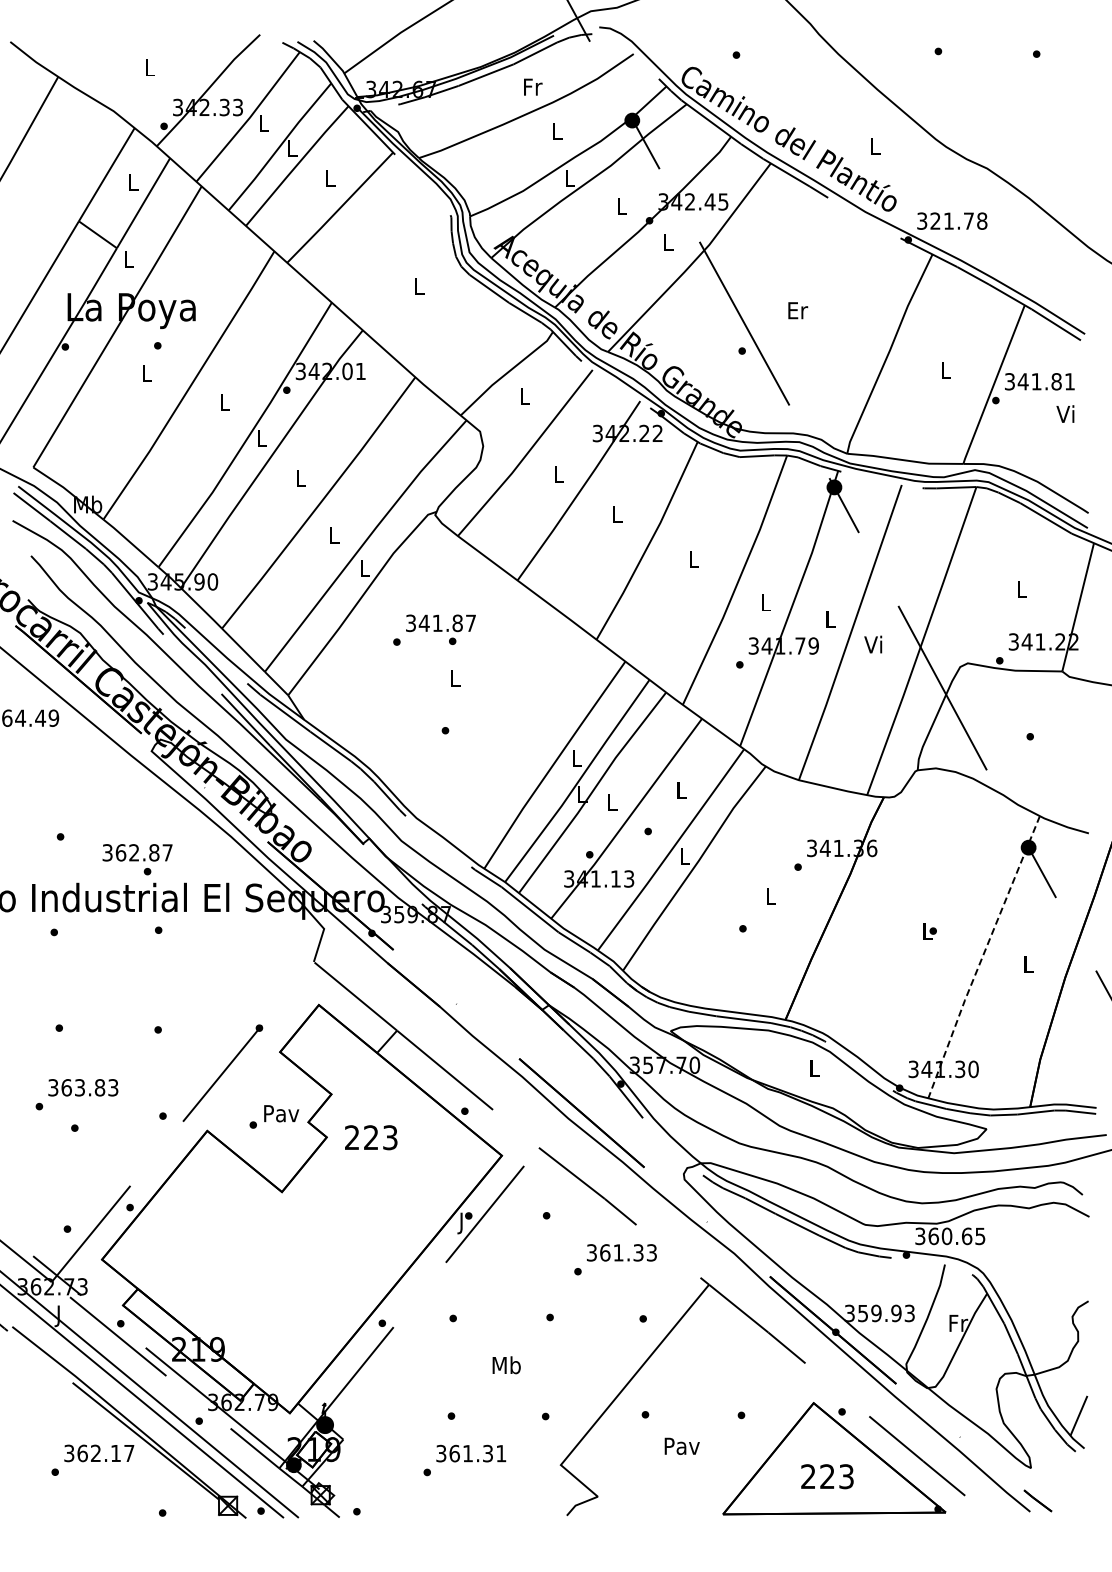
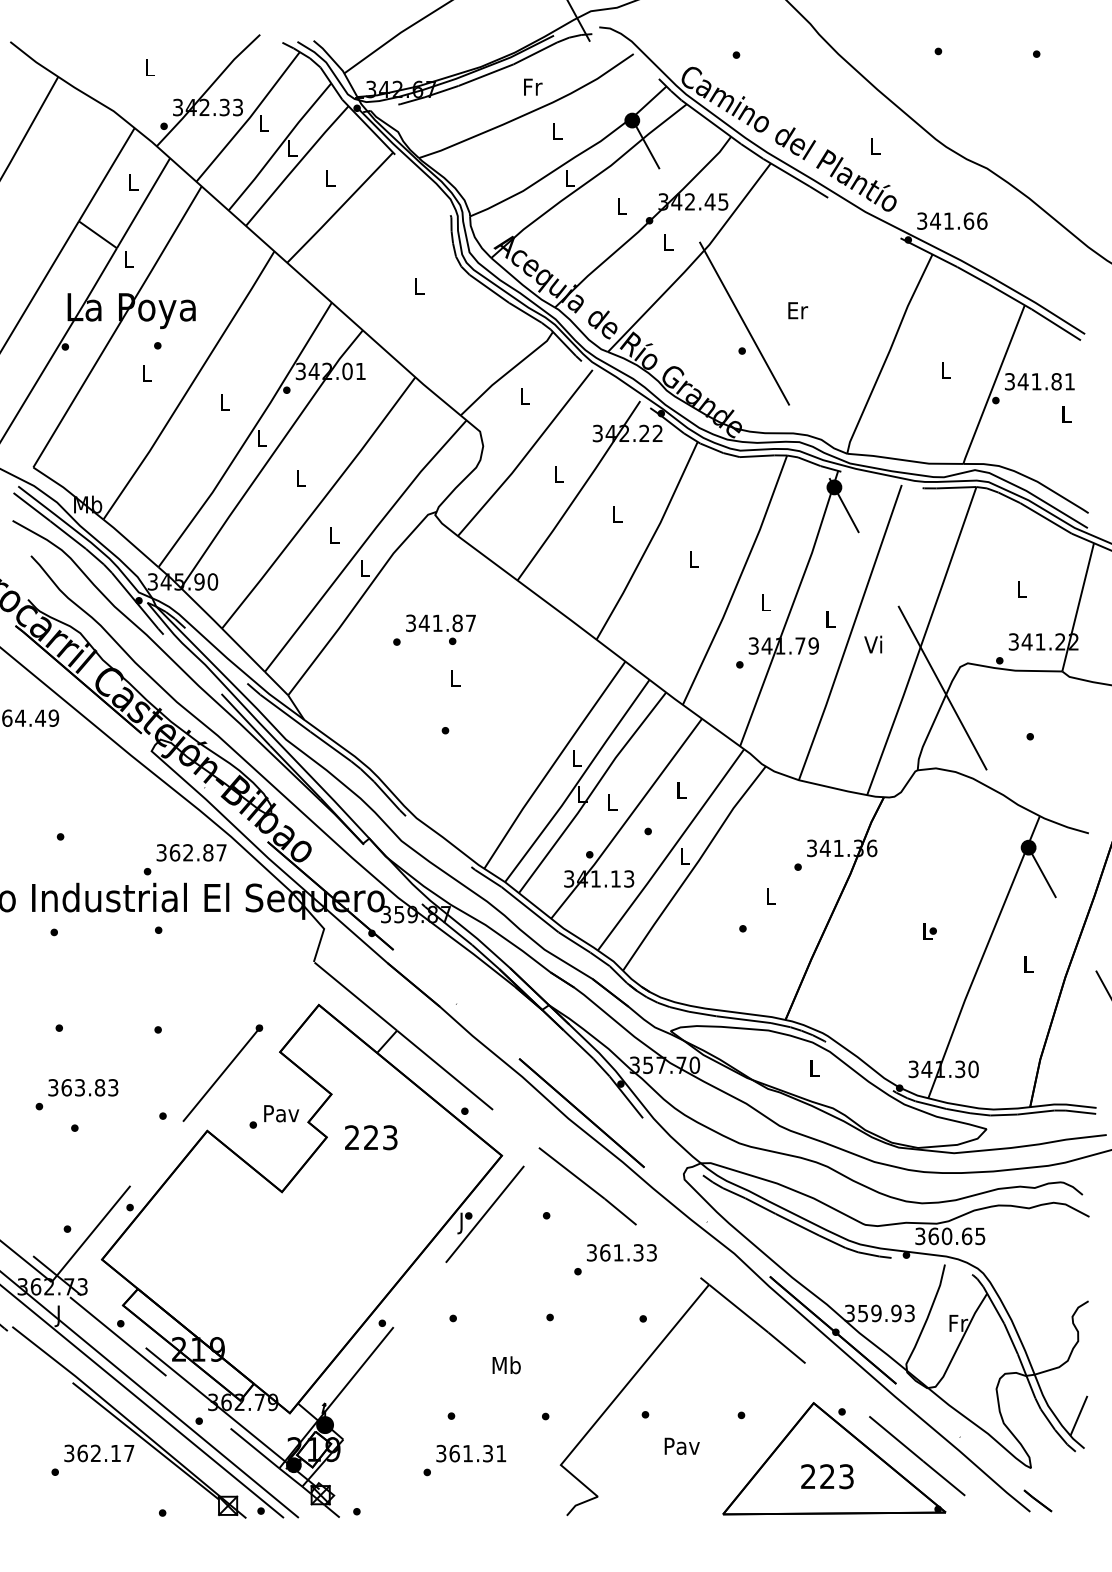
text: 321.78 -> 341.66 (958, 220)
text: Vi -> L (1065, 413)
text position: (137, 852) -> (191, 852) (191, 852)
line: dashed -> solid (982, 957)
